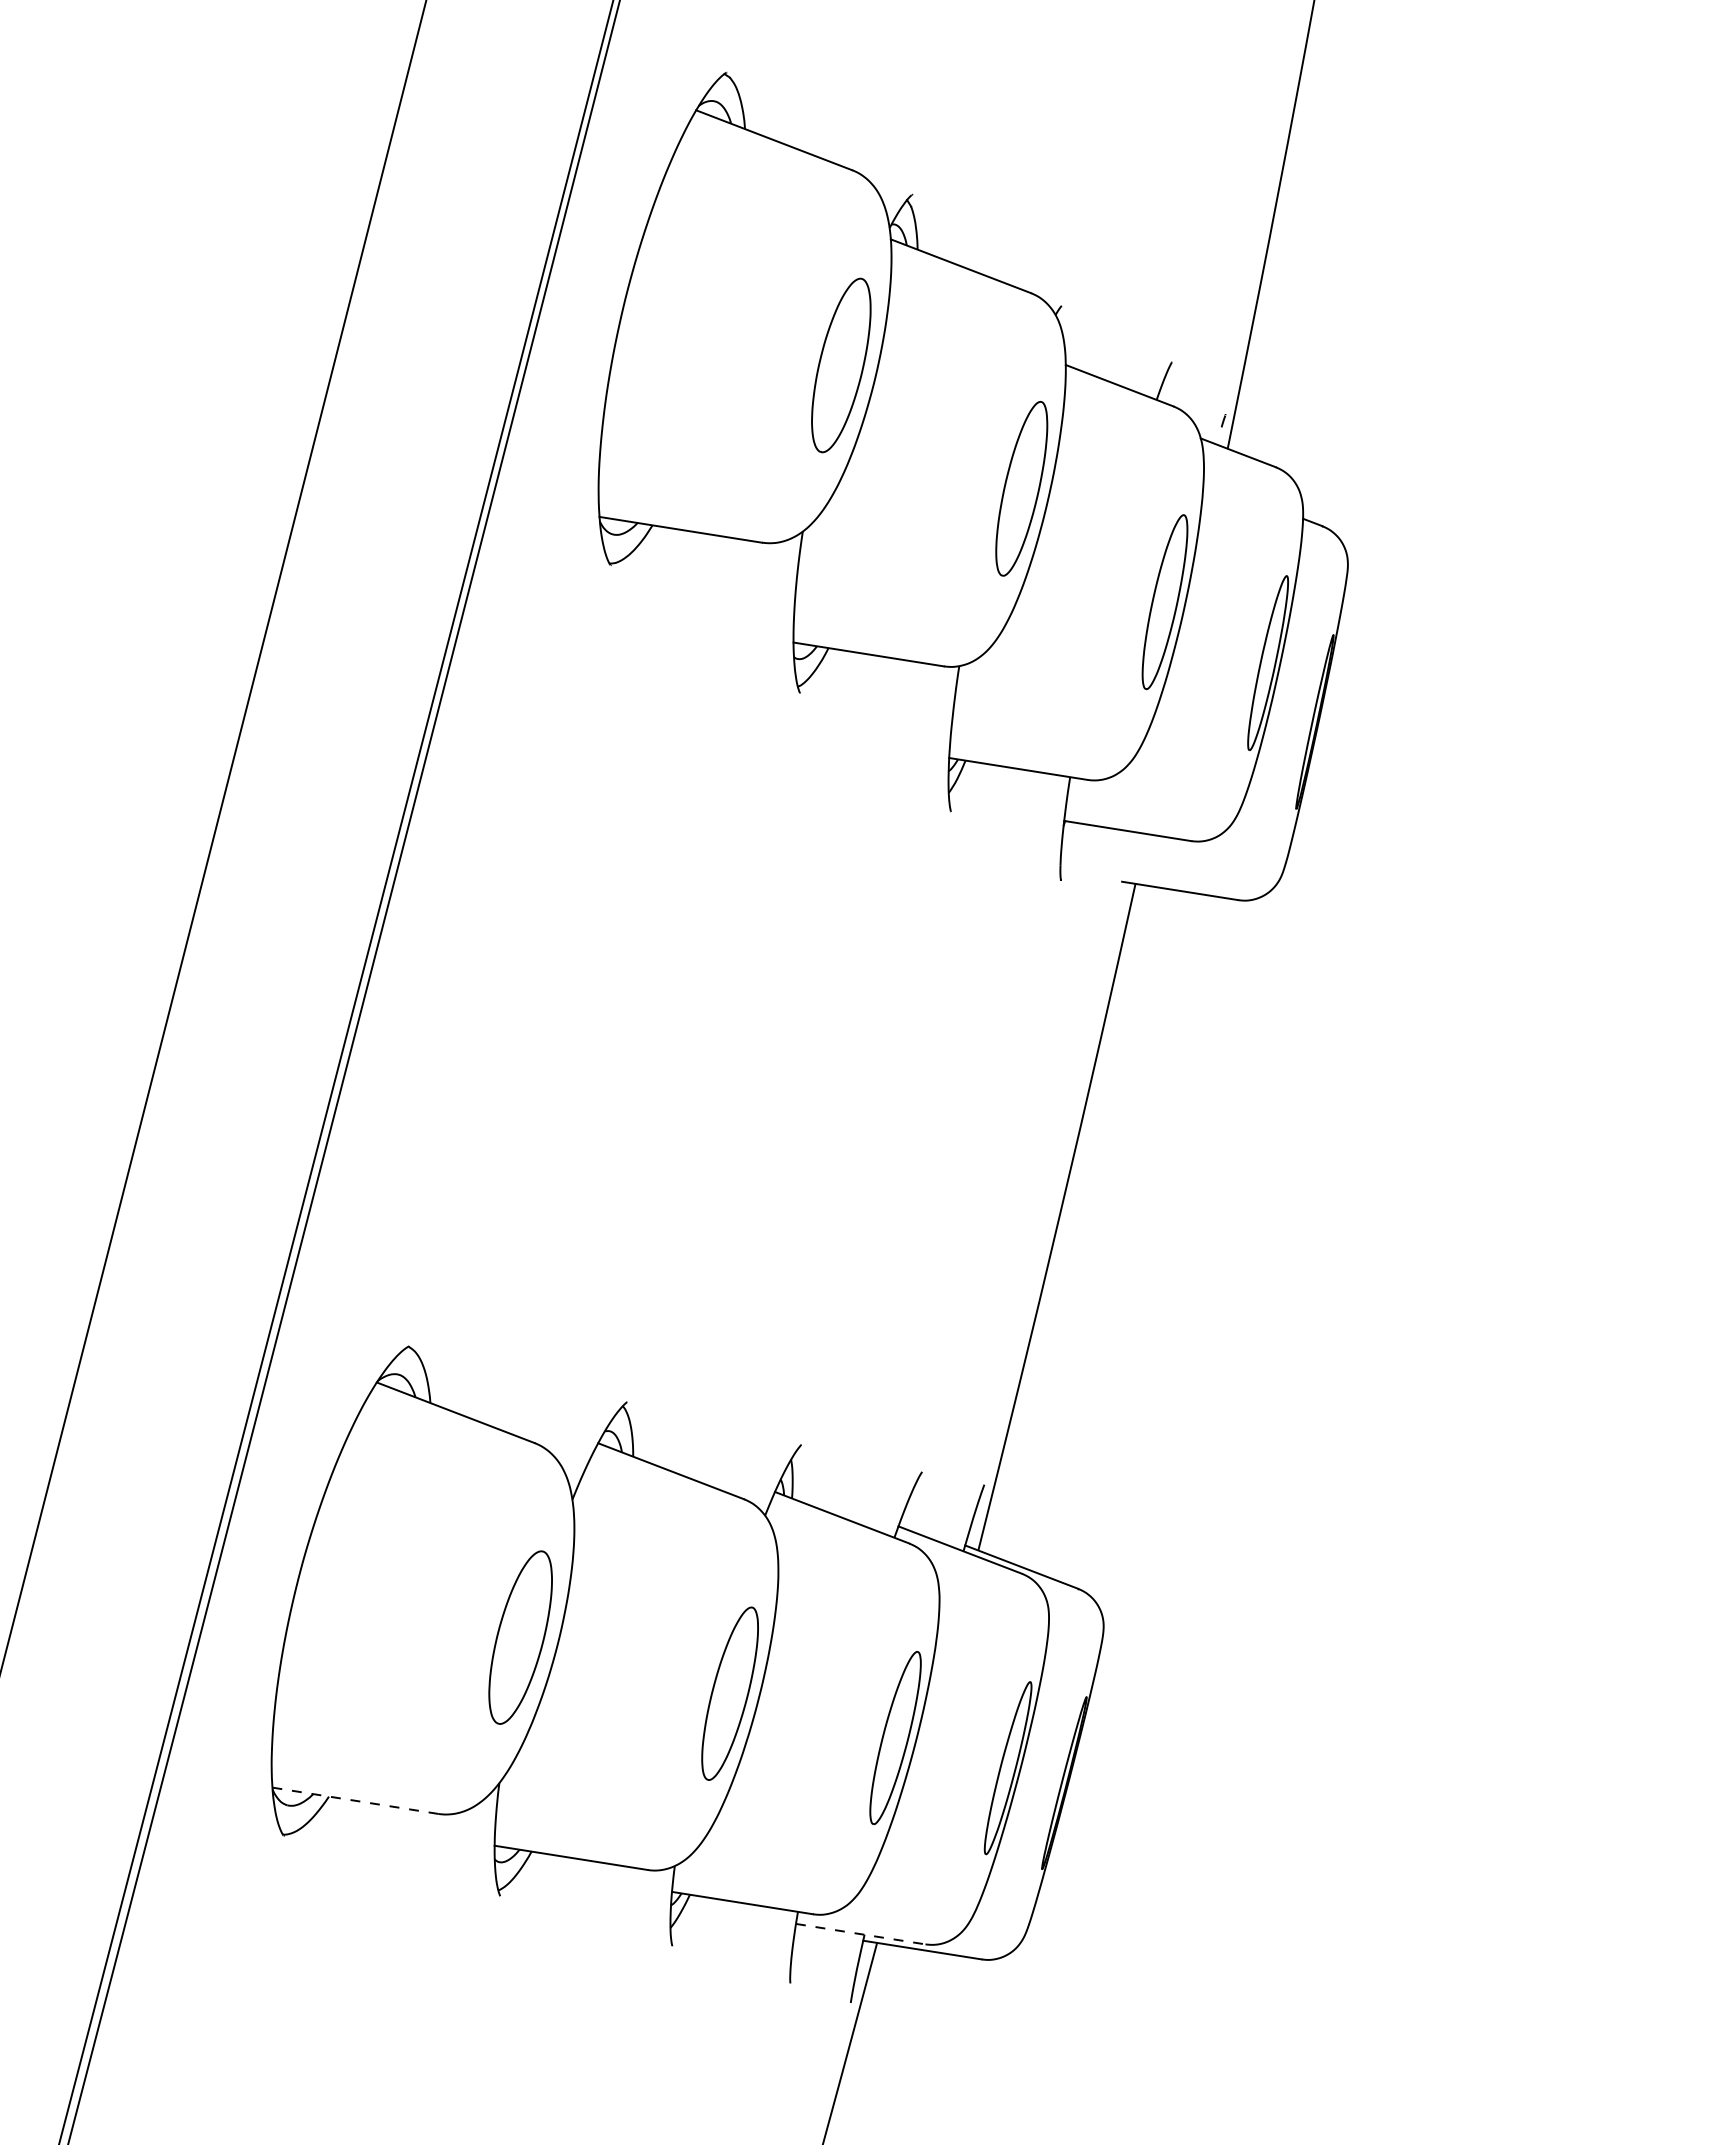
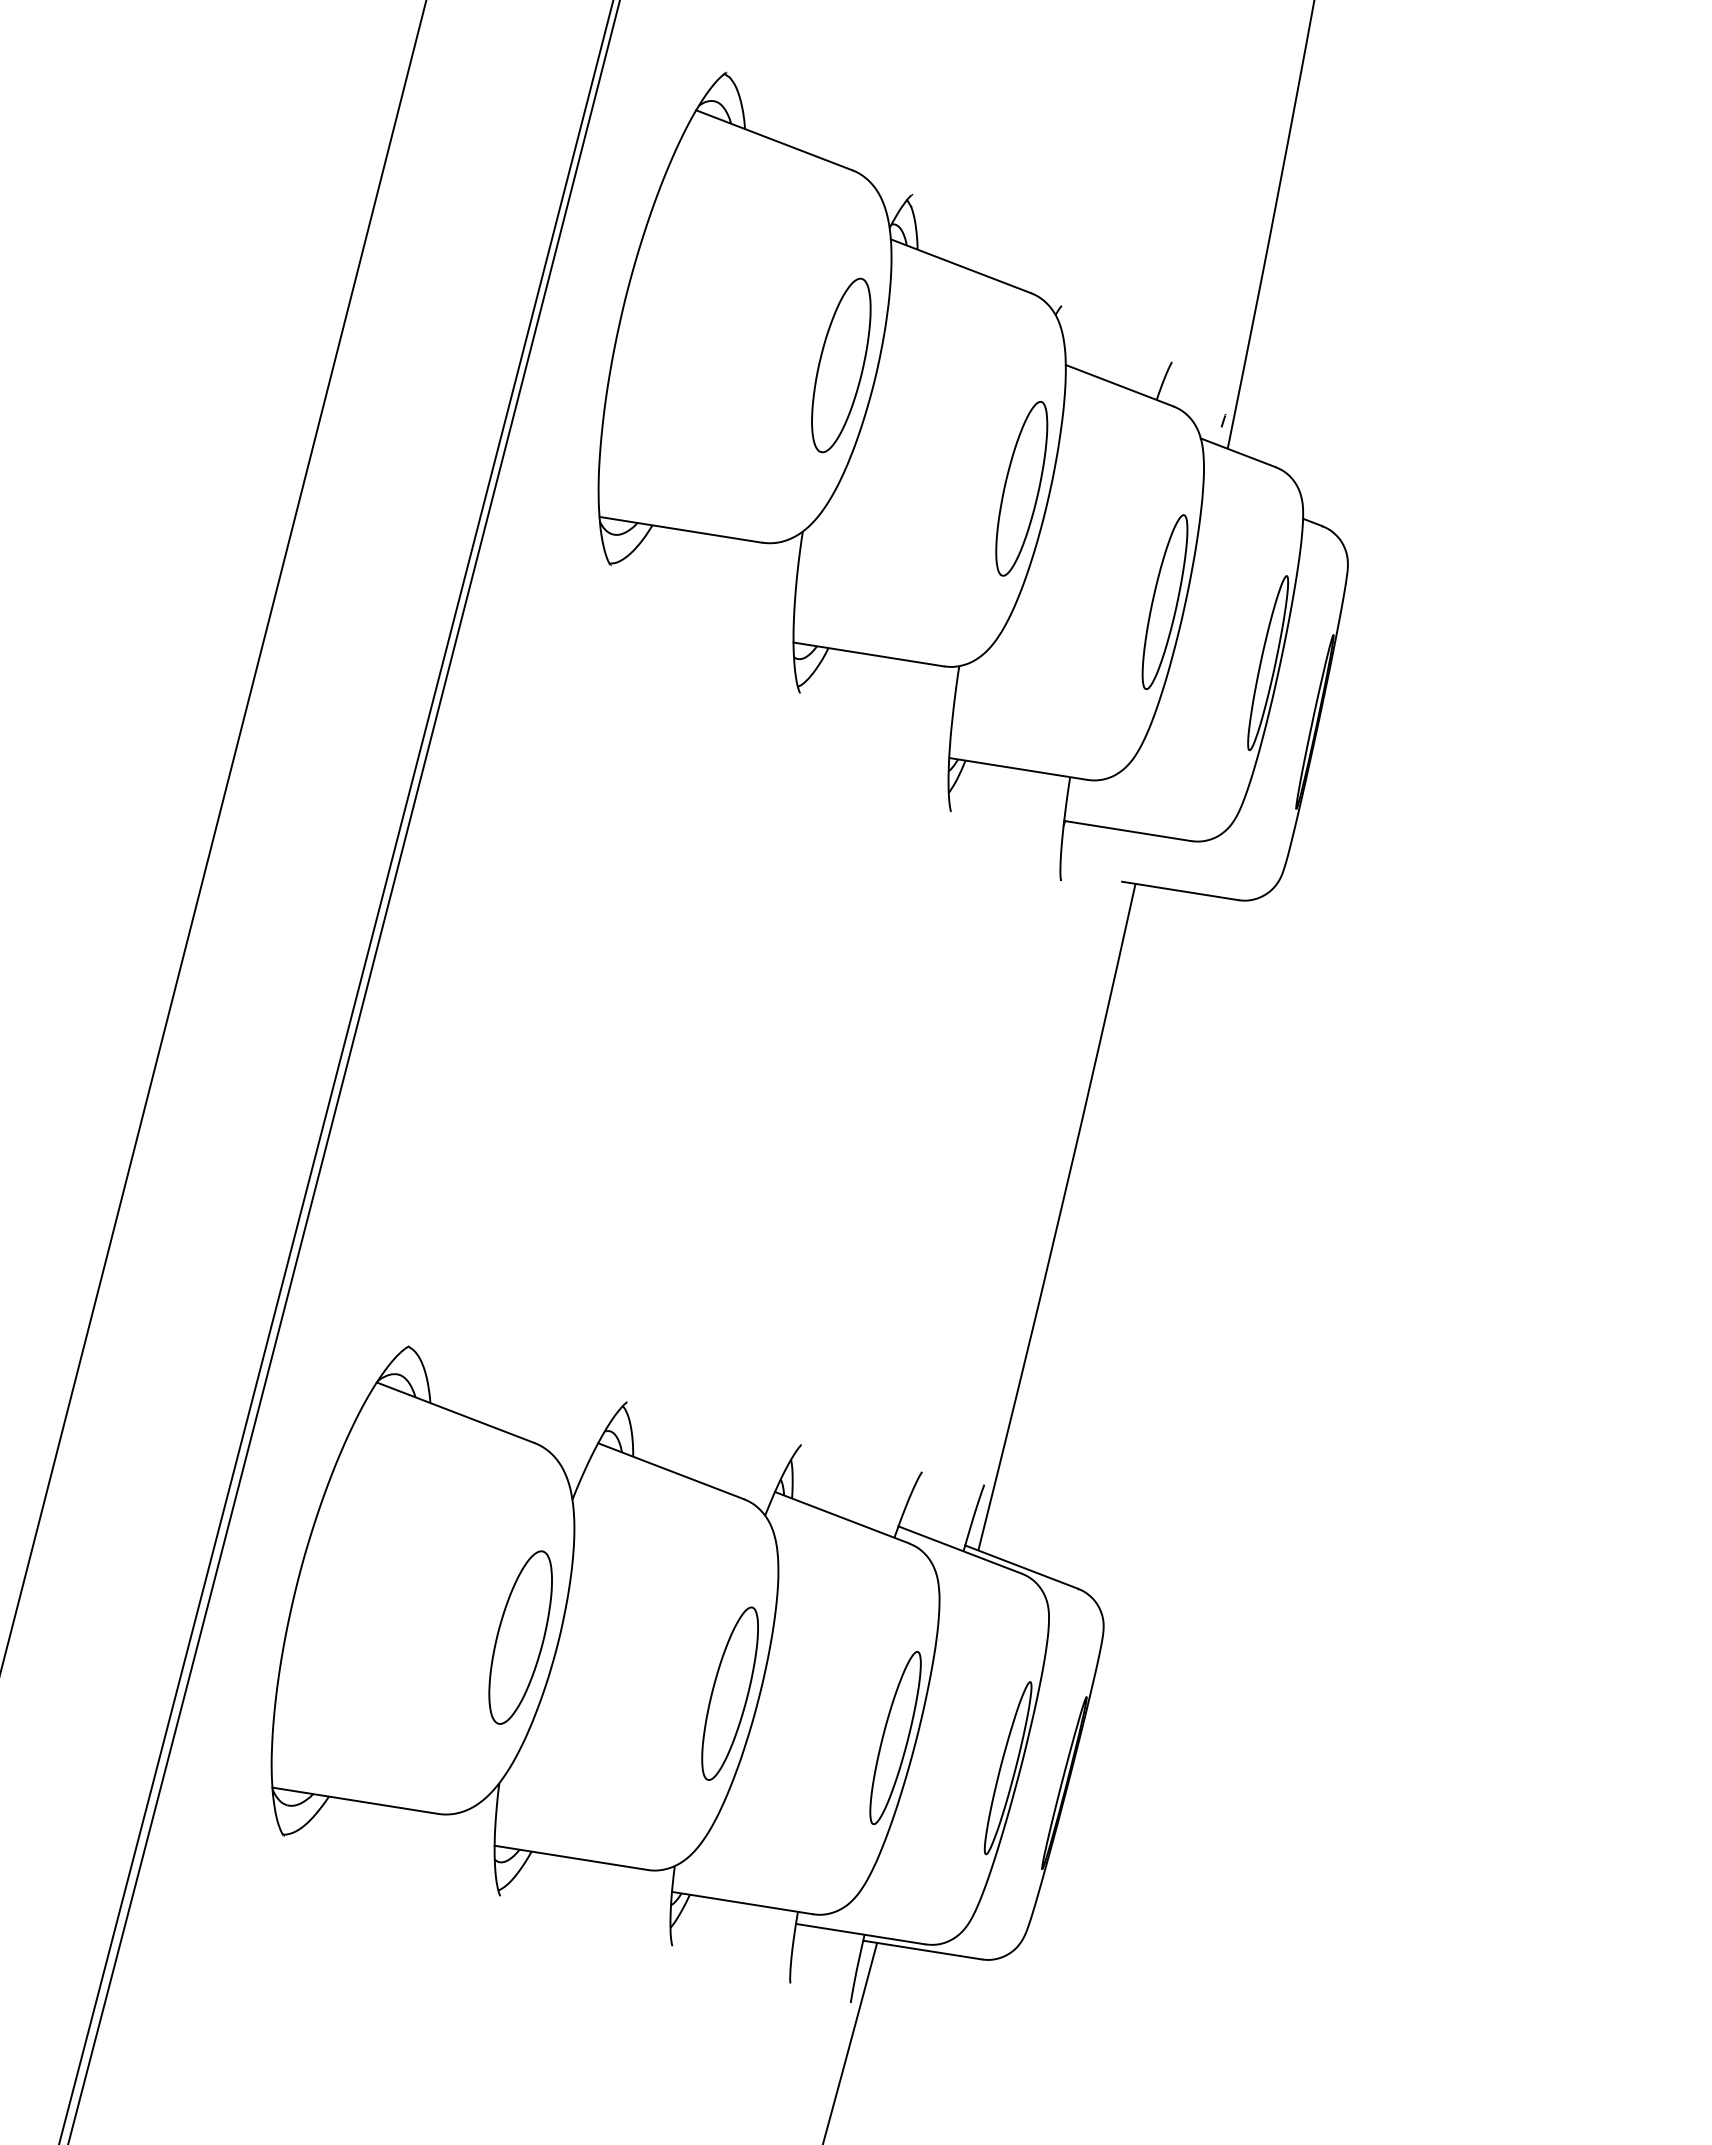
line: dashed -> solid (355, 1800)
line: dashed -> solid (860, 1934)
